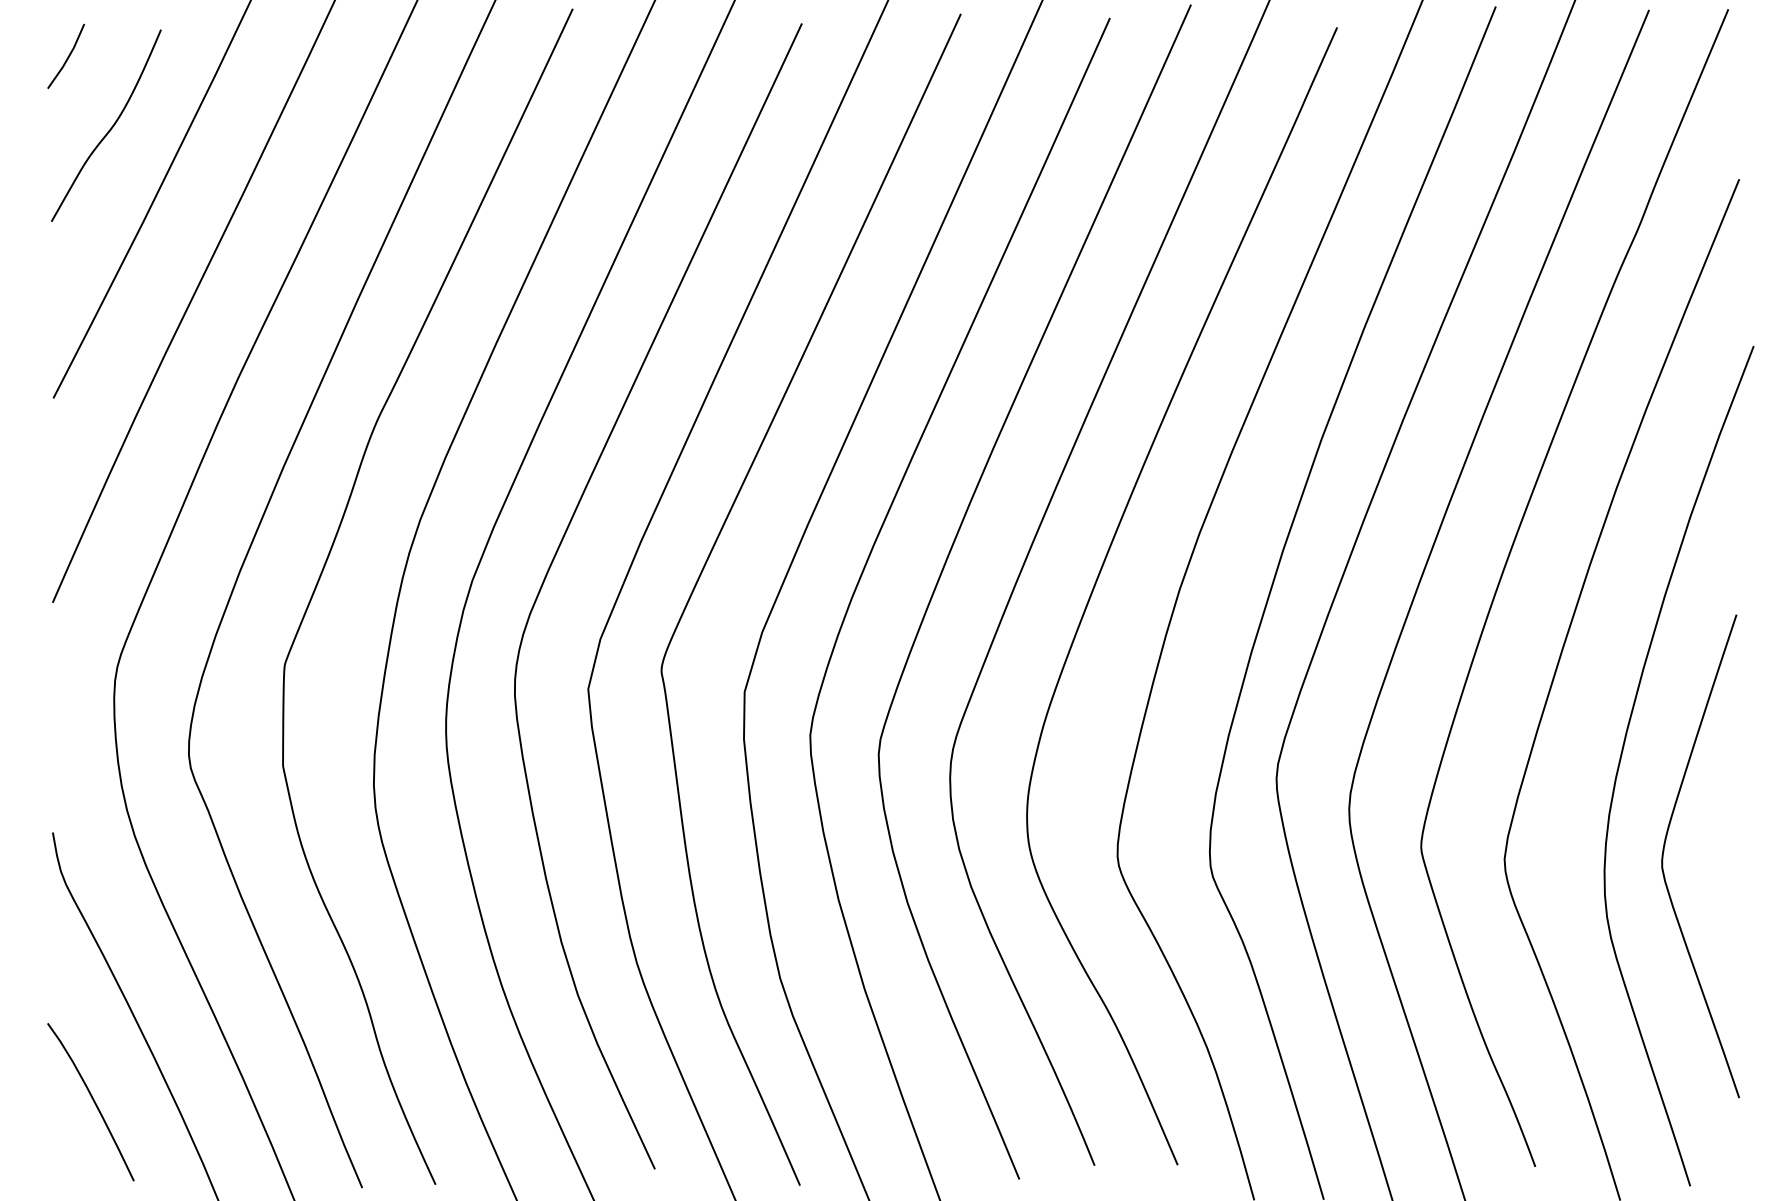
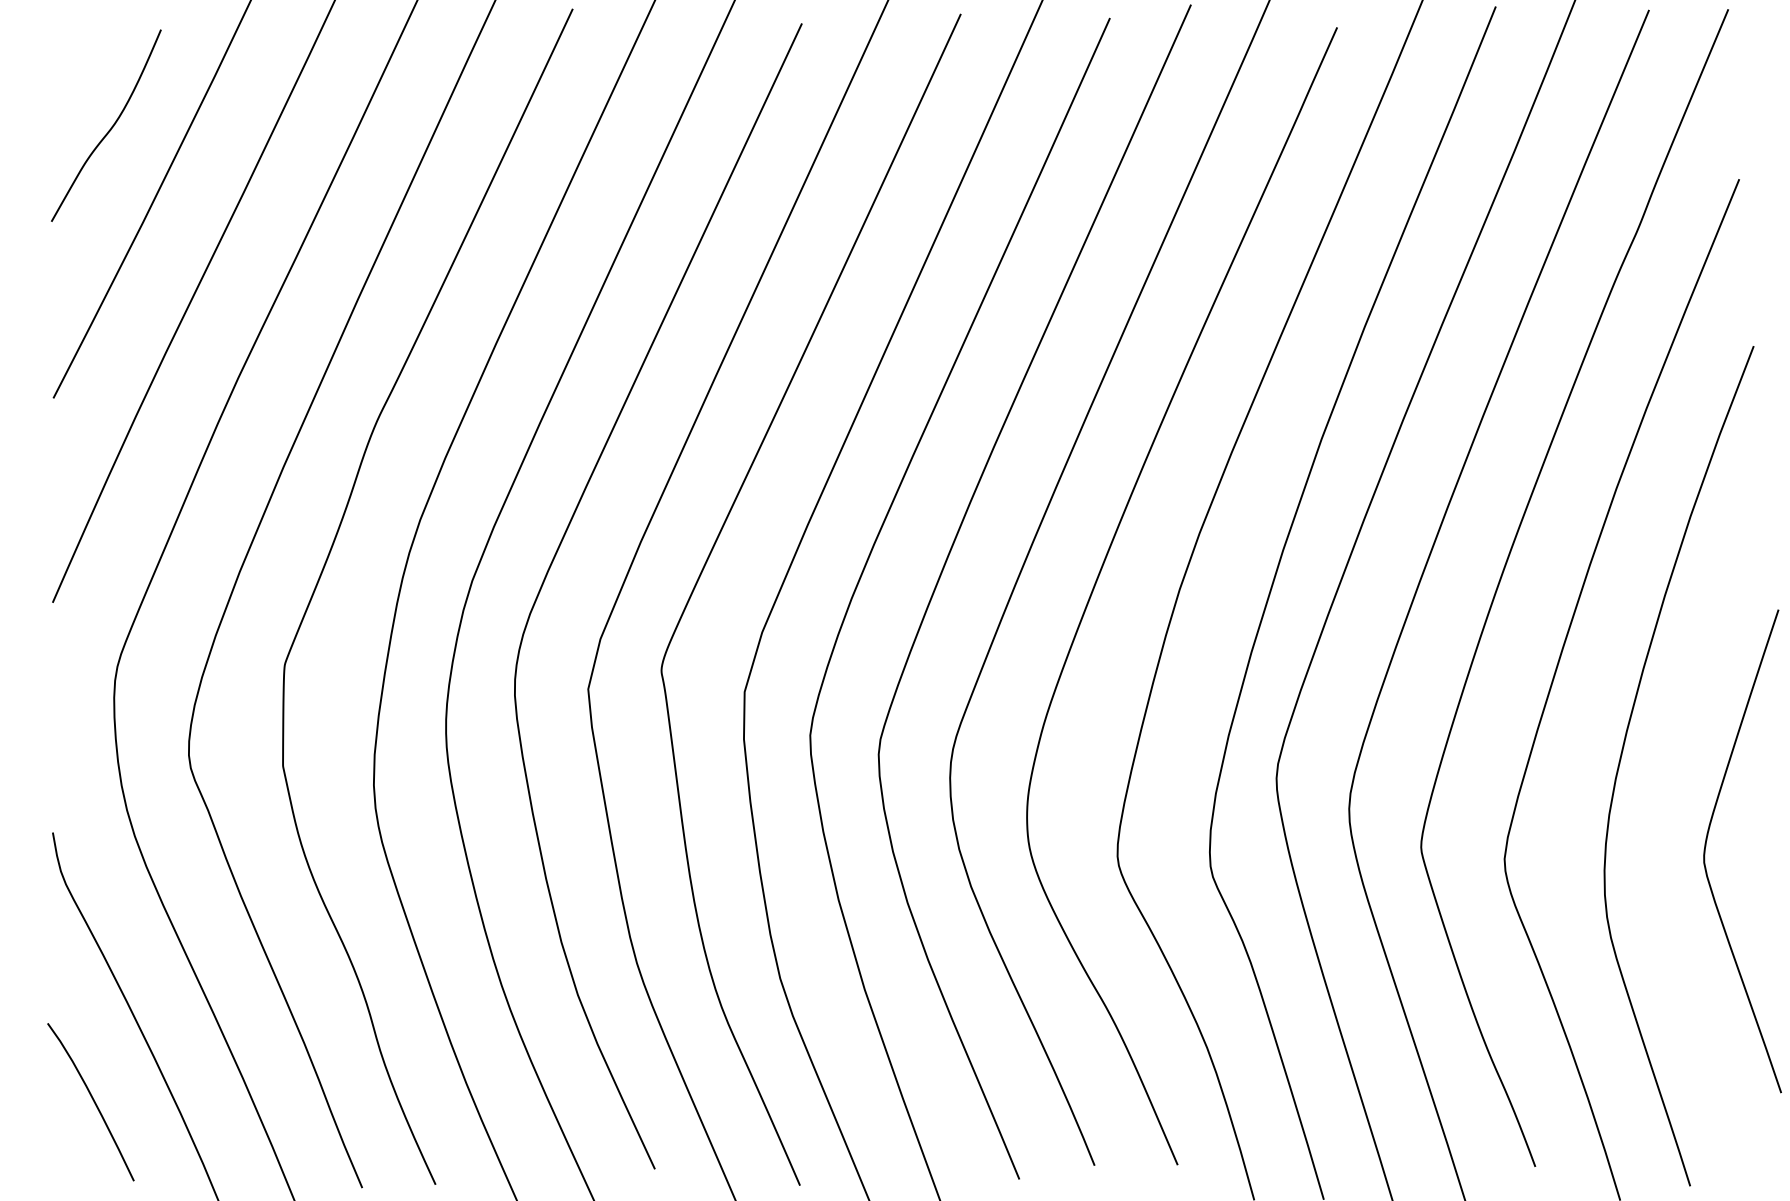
line: present -> none (67, 56)
curve position: (1664, 851) -> (1706, 846) (1706, 846)
